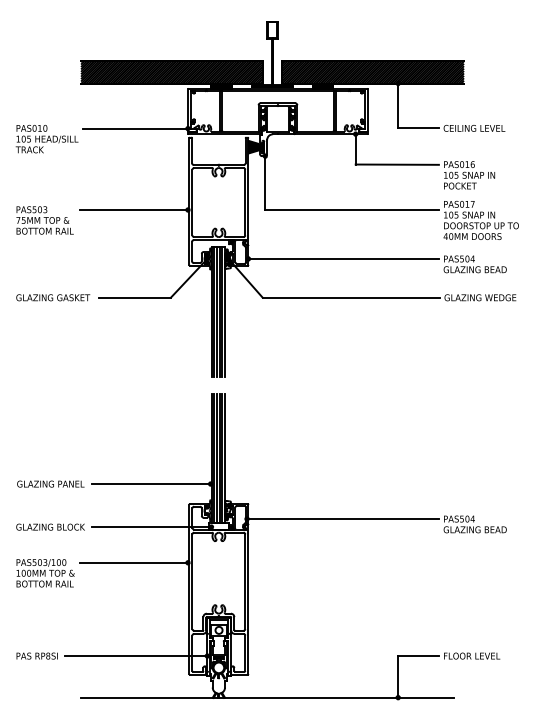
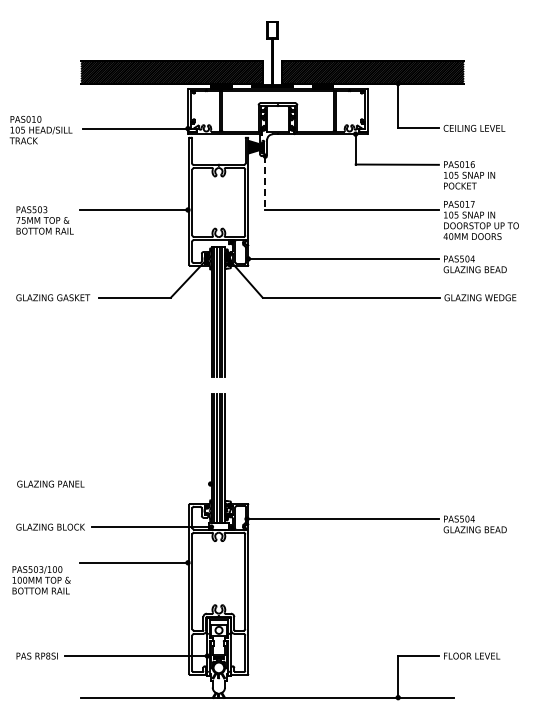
text position: (46, 139) -> (40, 130) (40, 130)
line: solid -> dashed (265, 183)
line: present -> none (151, 484)
text position: (45, 573) -> (41, 580) (41, 580)
